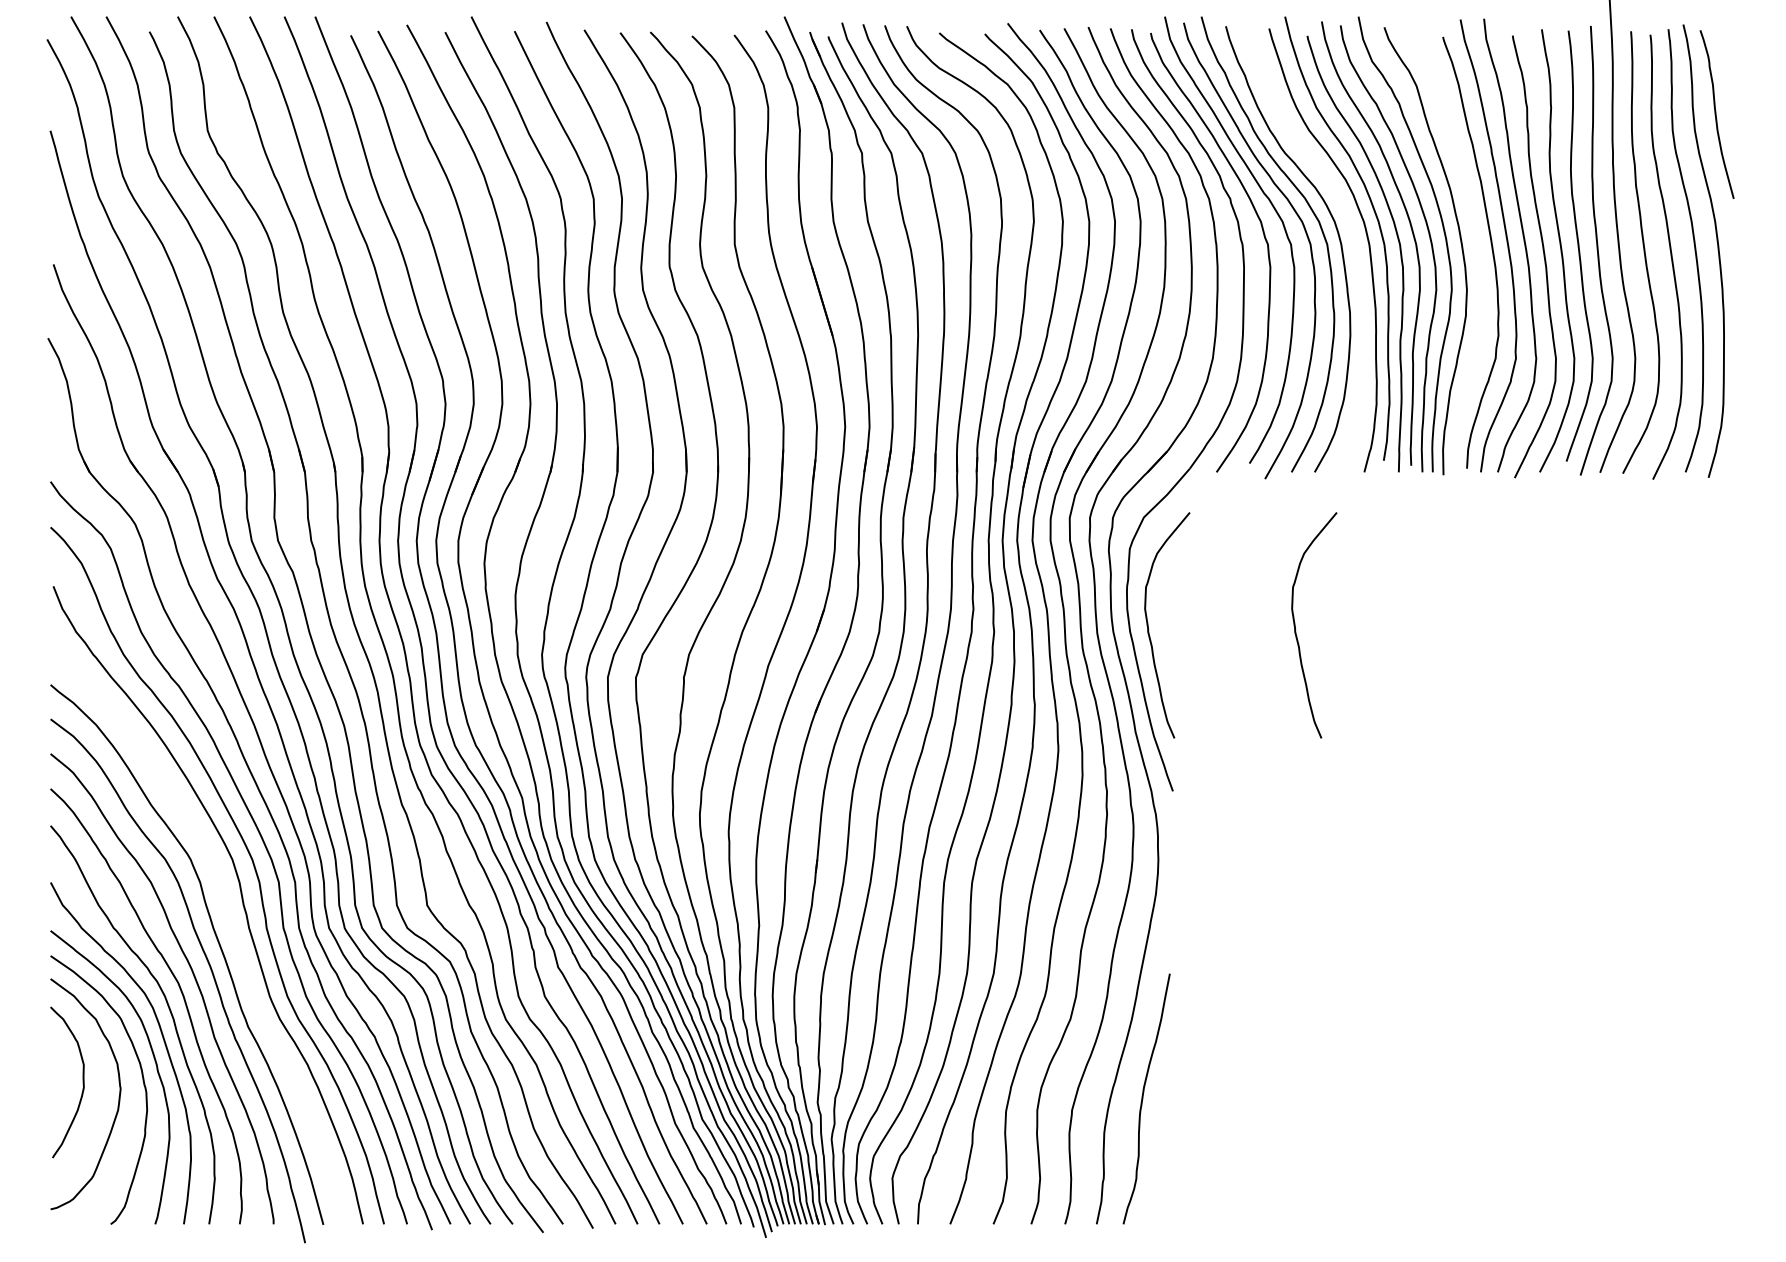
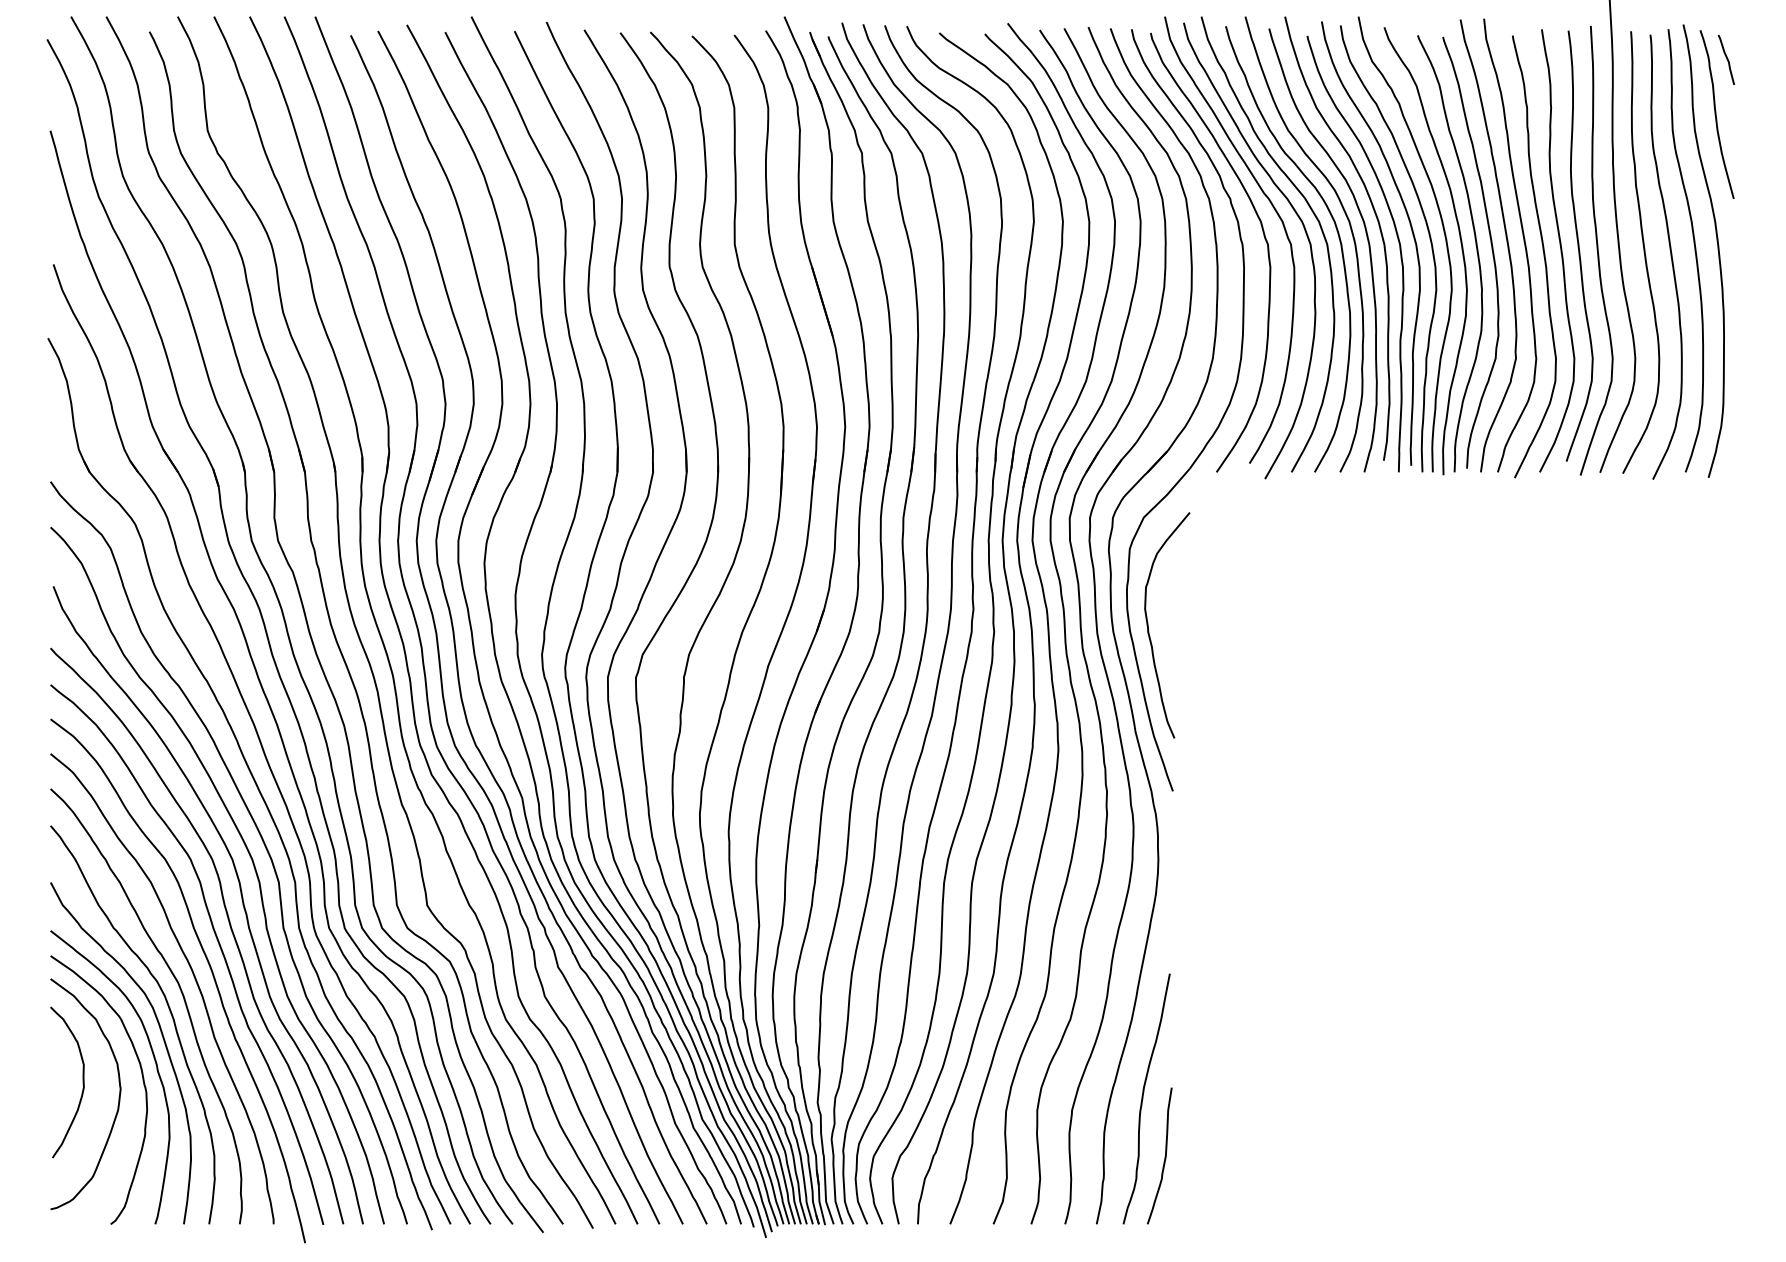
curve: none -> present (1726, 59)
curve: none -> present (1351, 234)
curve: none -> present (1476, 252)
curve: present -> none (1296, 631)
curve: none -> present (229, 926)
curve: none -> present (1164, 1156)
